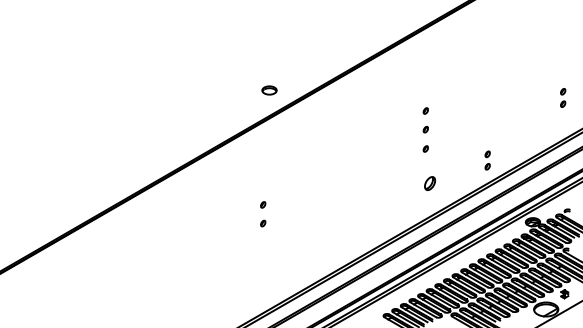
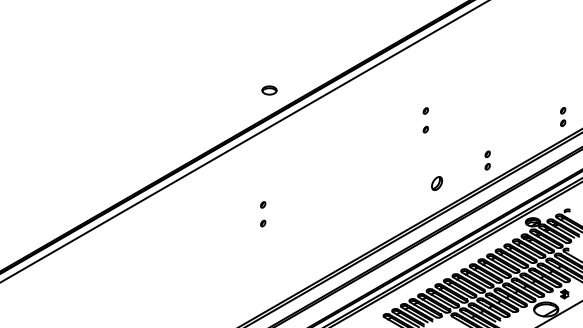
part position: (563, 97) -> (563, 116) (563, 116)
line: none -> present (244, 141)
part: present -> none (425, 148)
part position: (429, 183) -> (436, 183) (436, 183)
